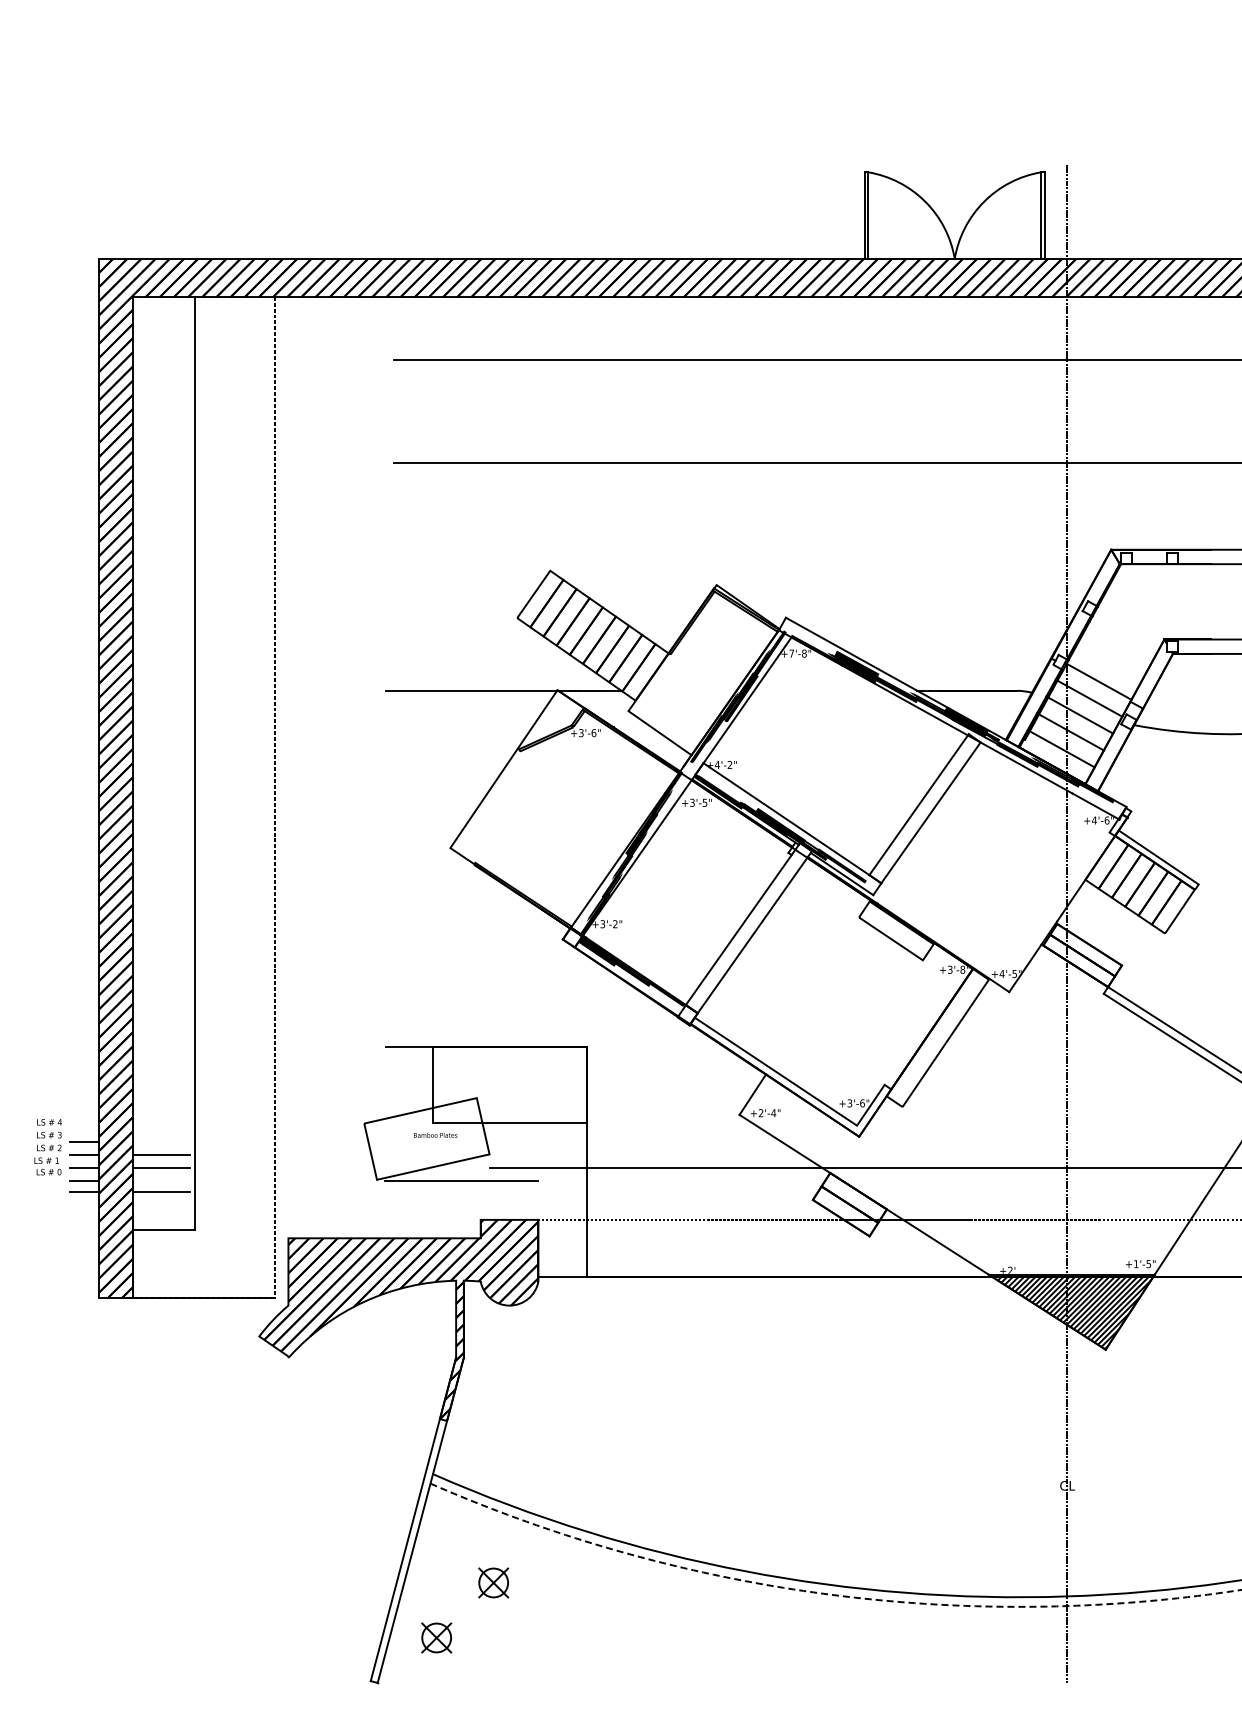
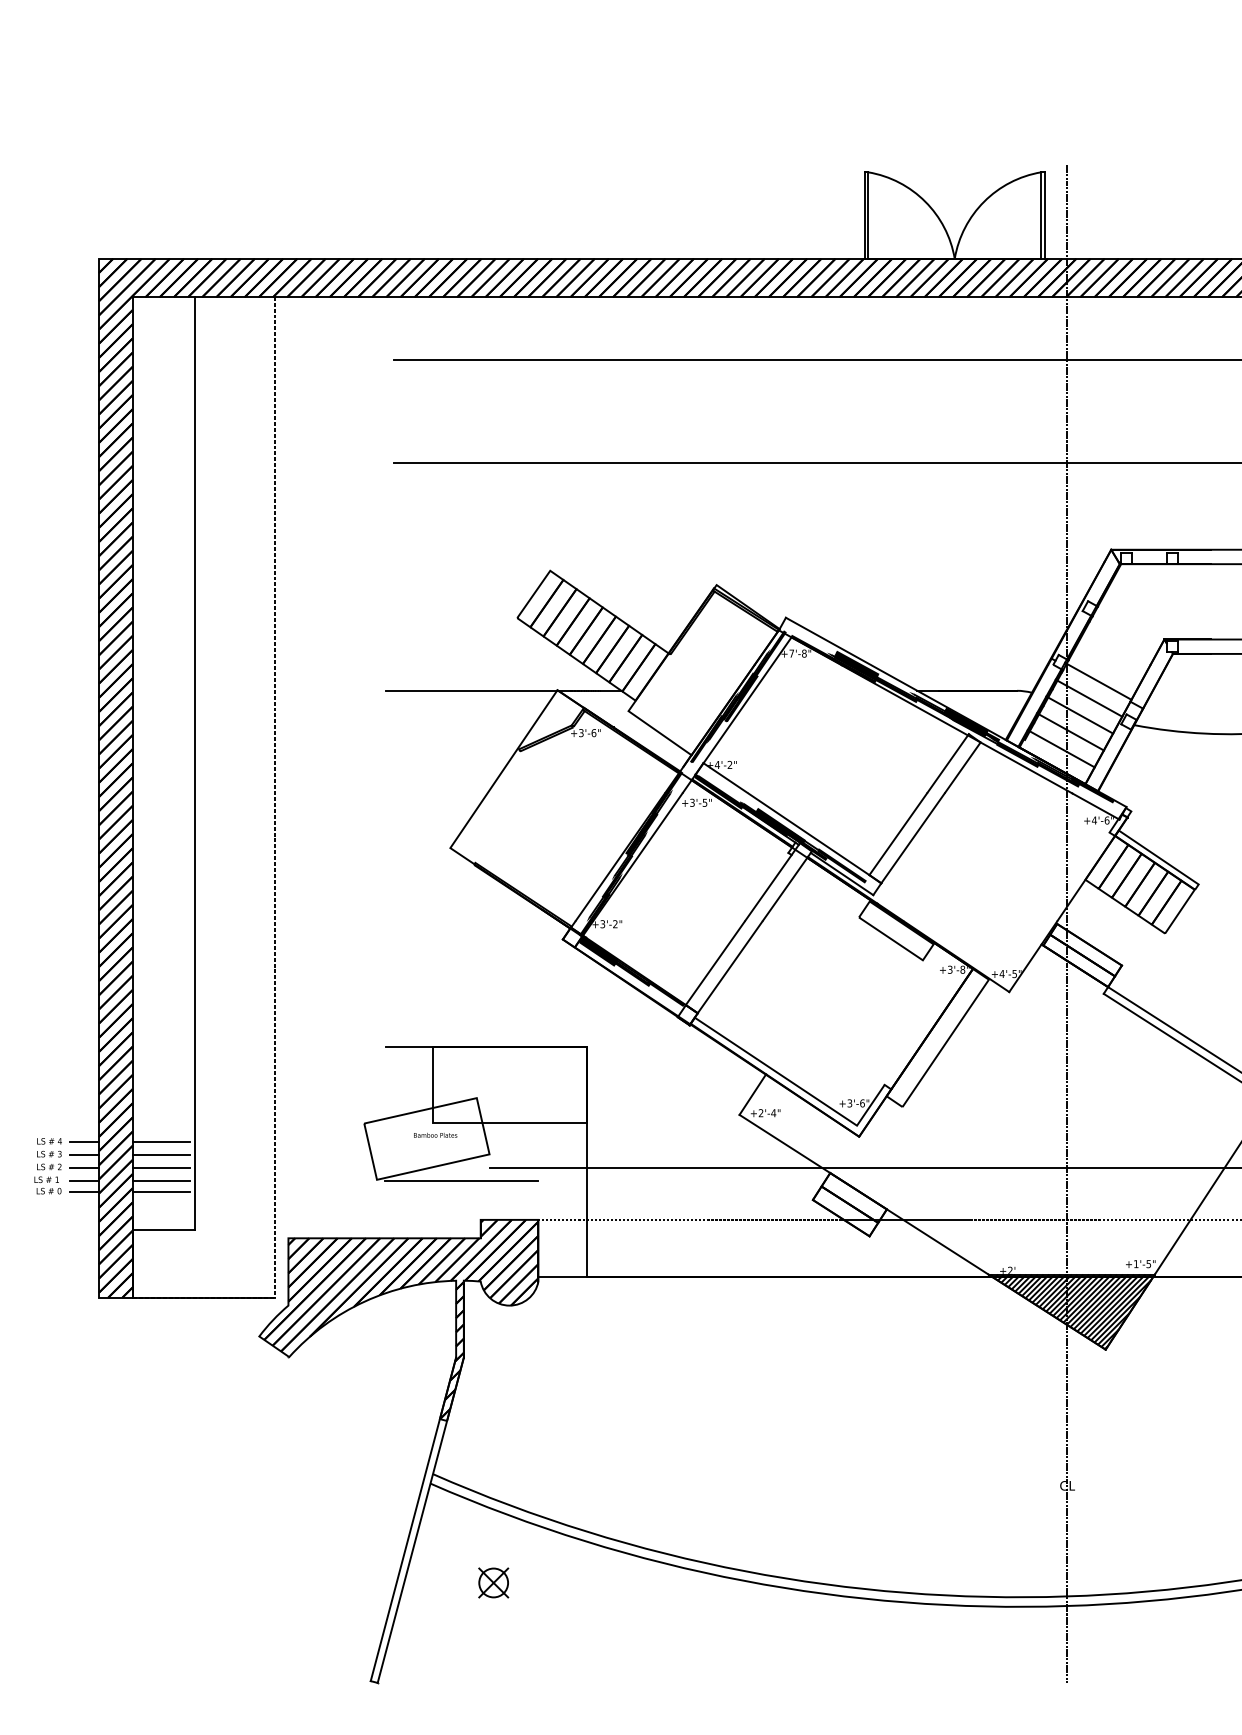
line: none -> present (161, 1142)
text position: (47, 1147) -> (47, 1166) (47, 1166)
line: none -> present (161, 1180)
arc: dashed -> solid (828, 1594)
part: present -> none (436, 1637)
